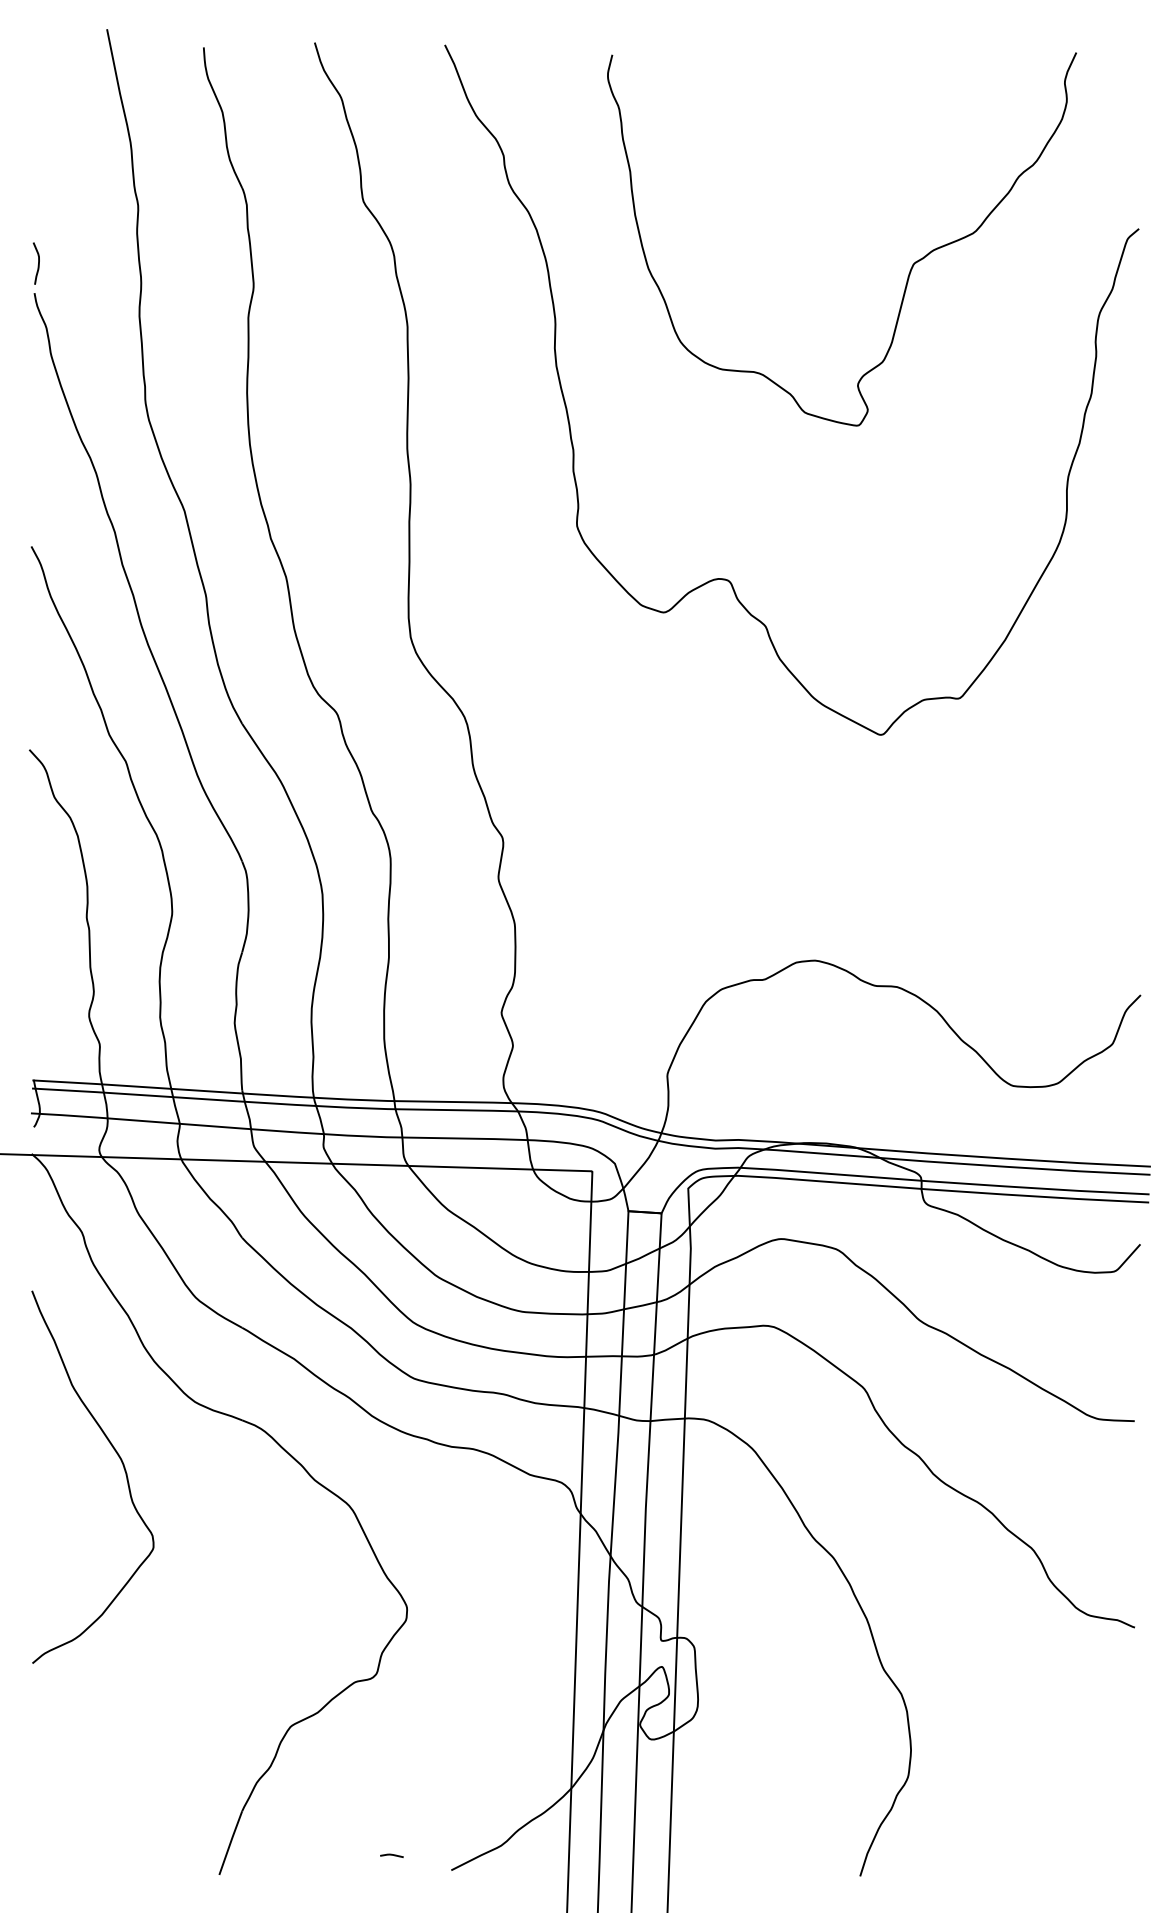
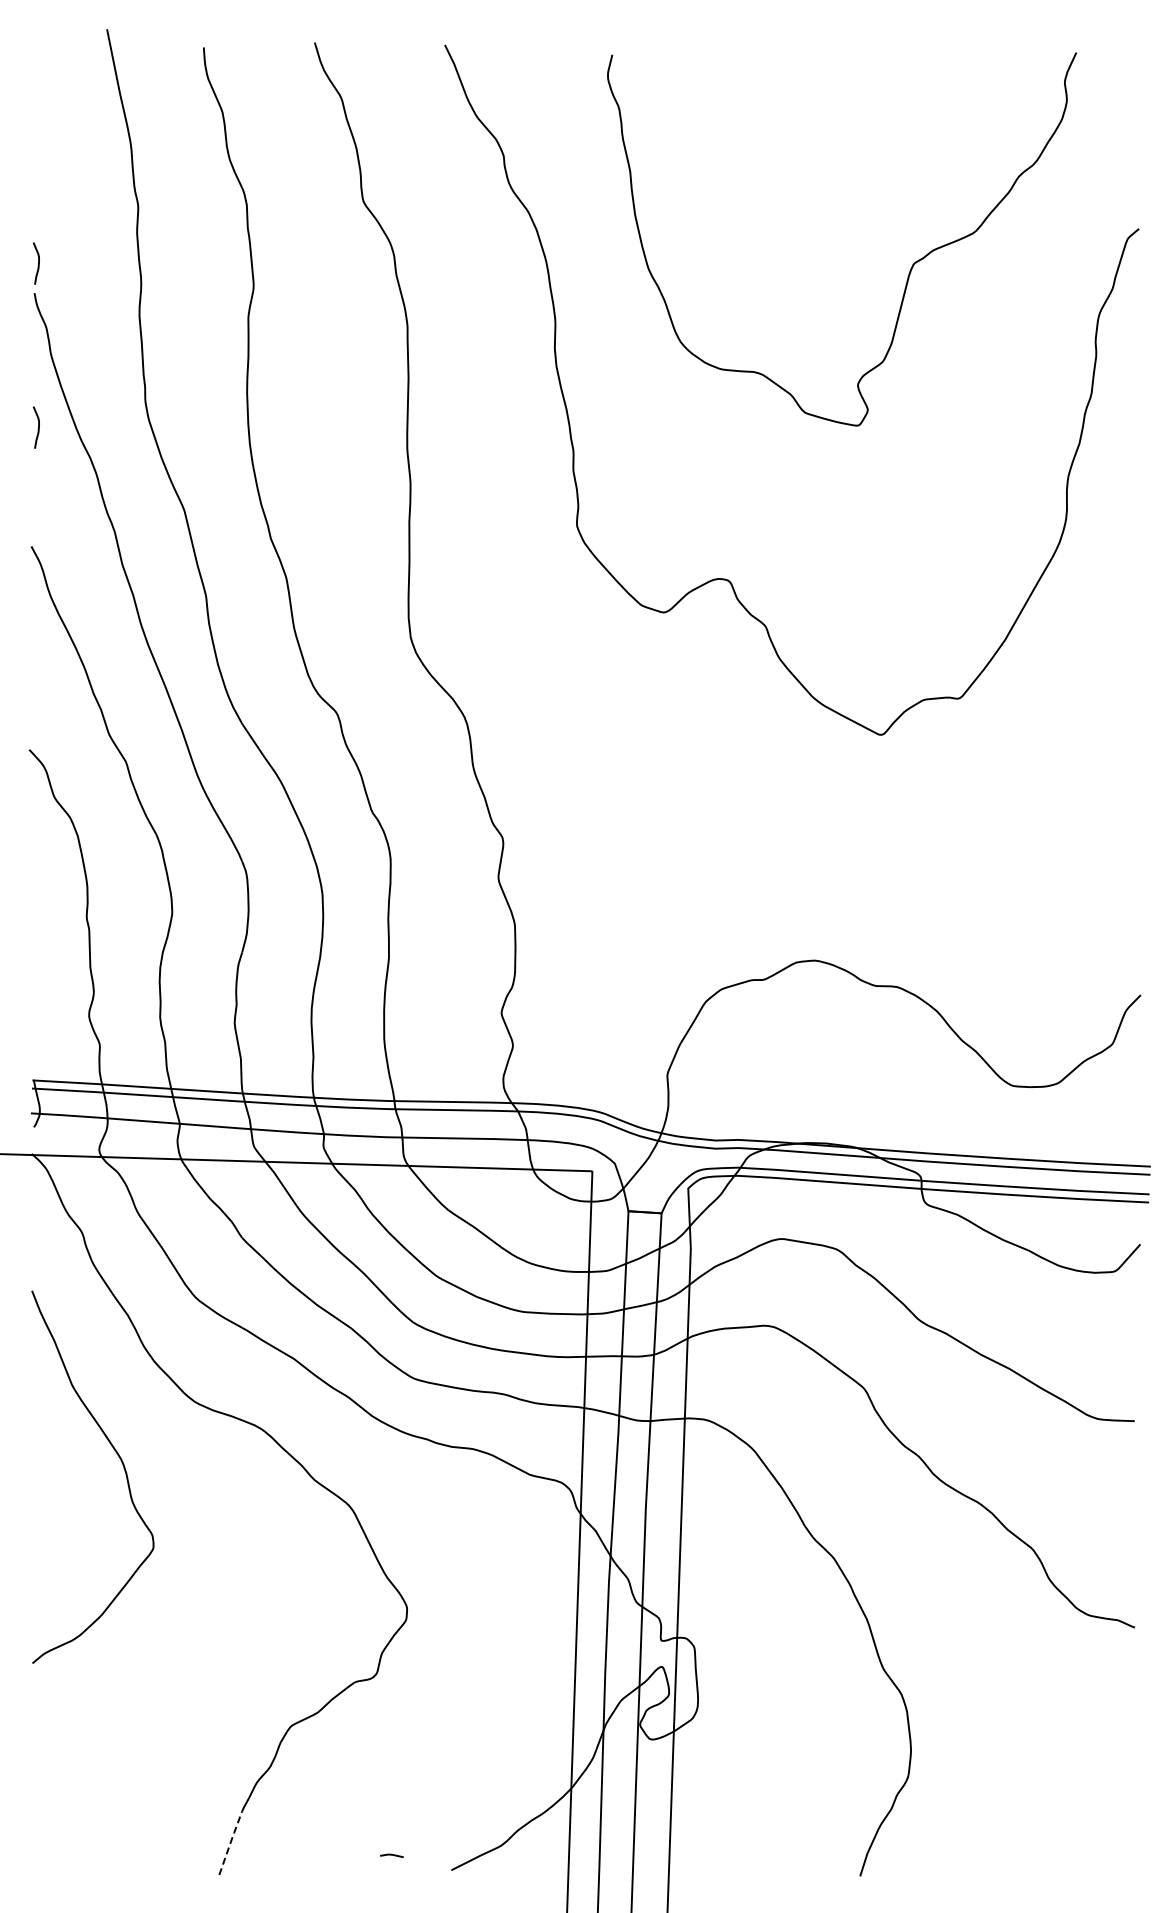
curve: none -> present (37, 429)
line: solid -> dashed (230, 1842)
